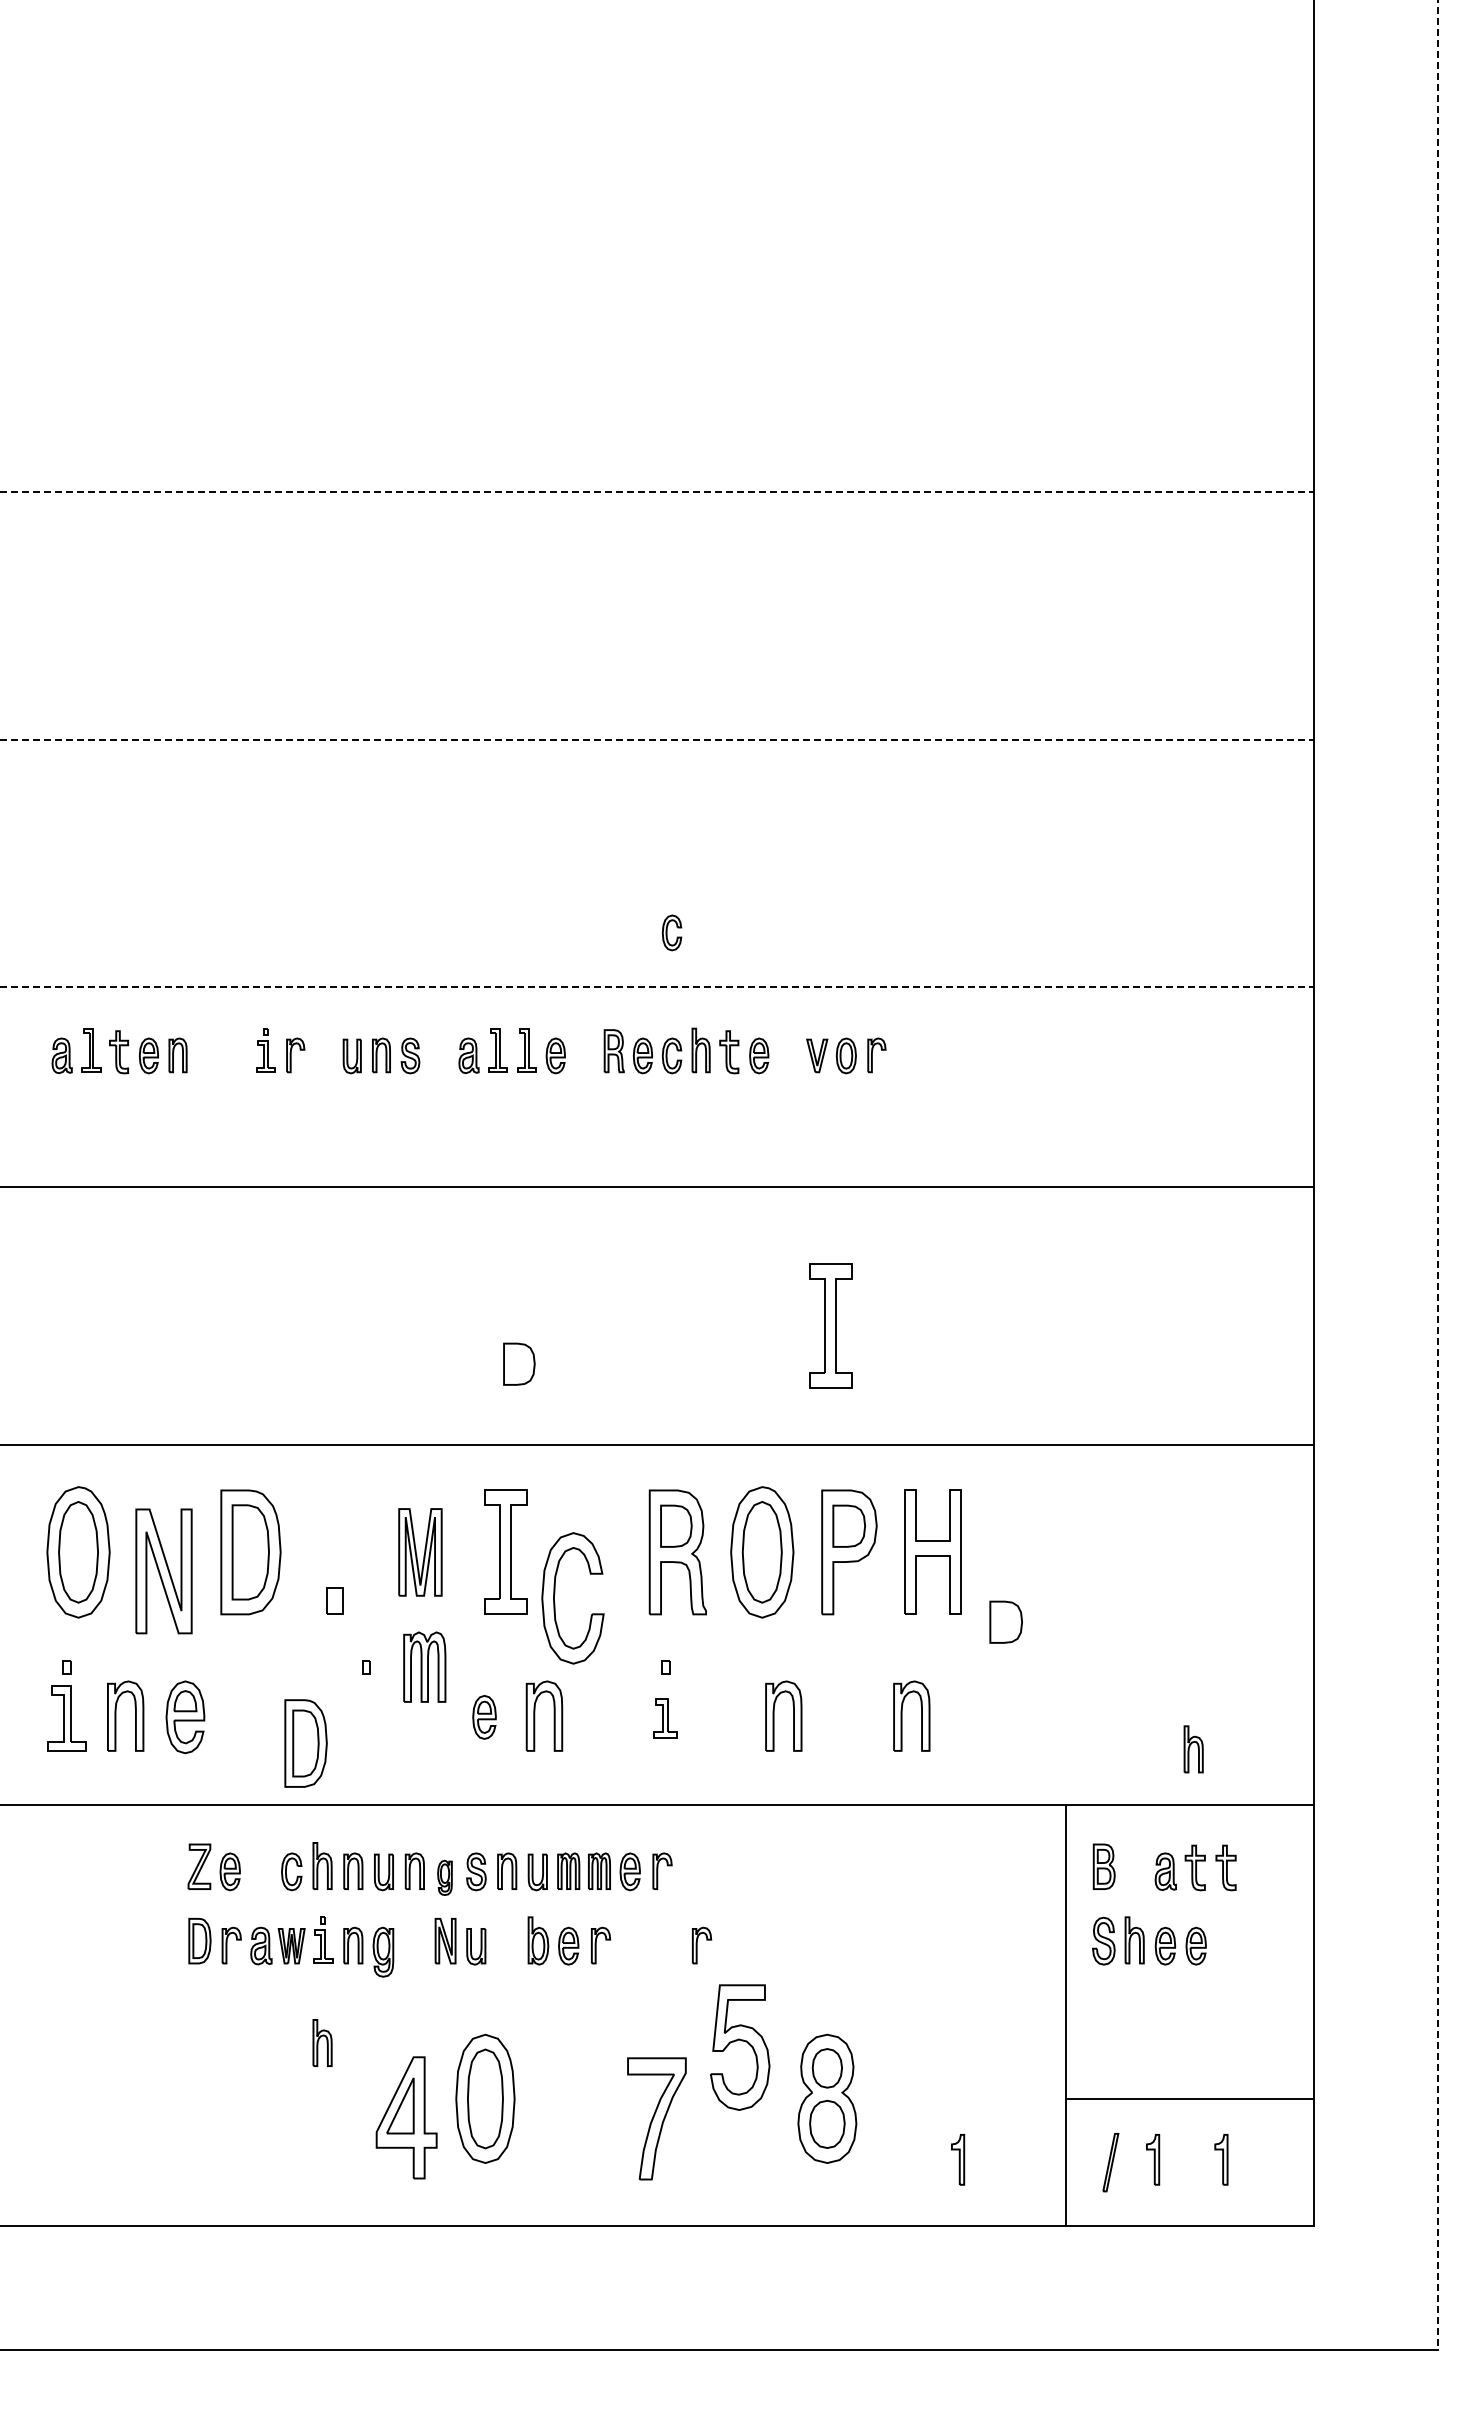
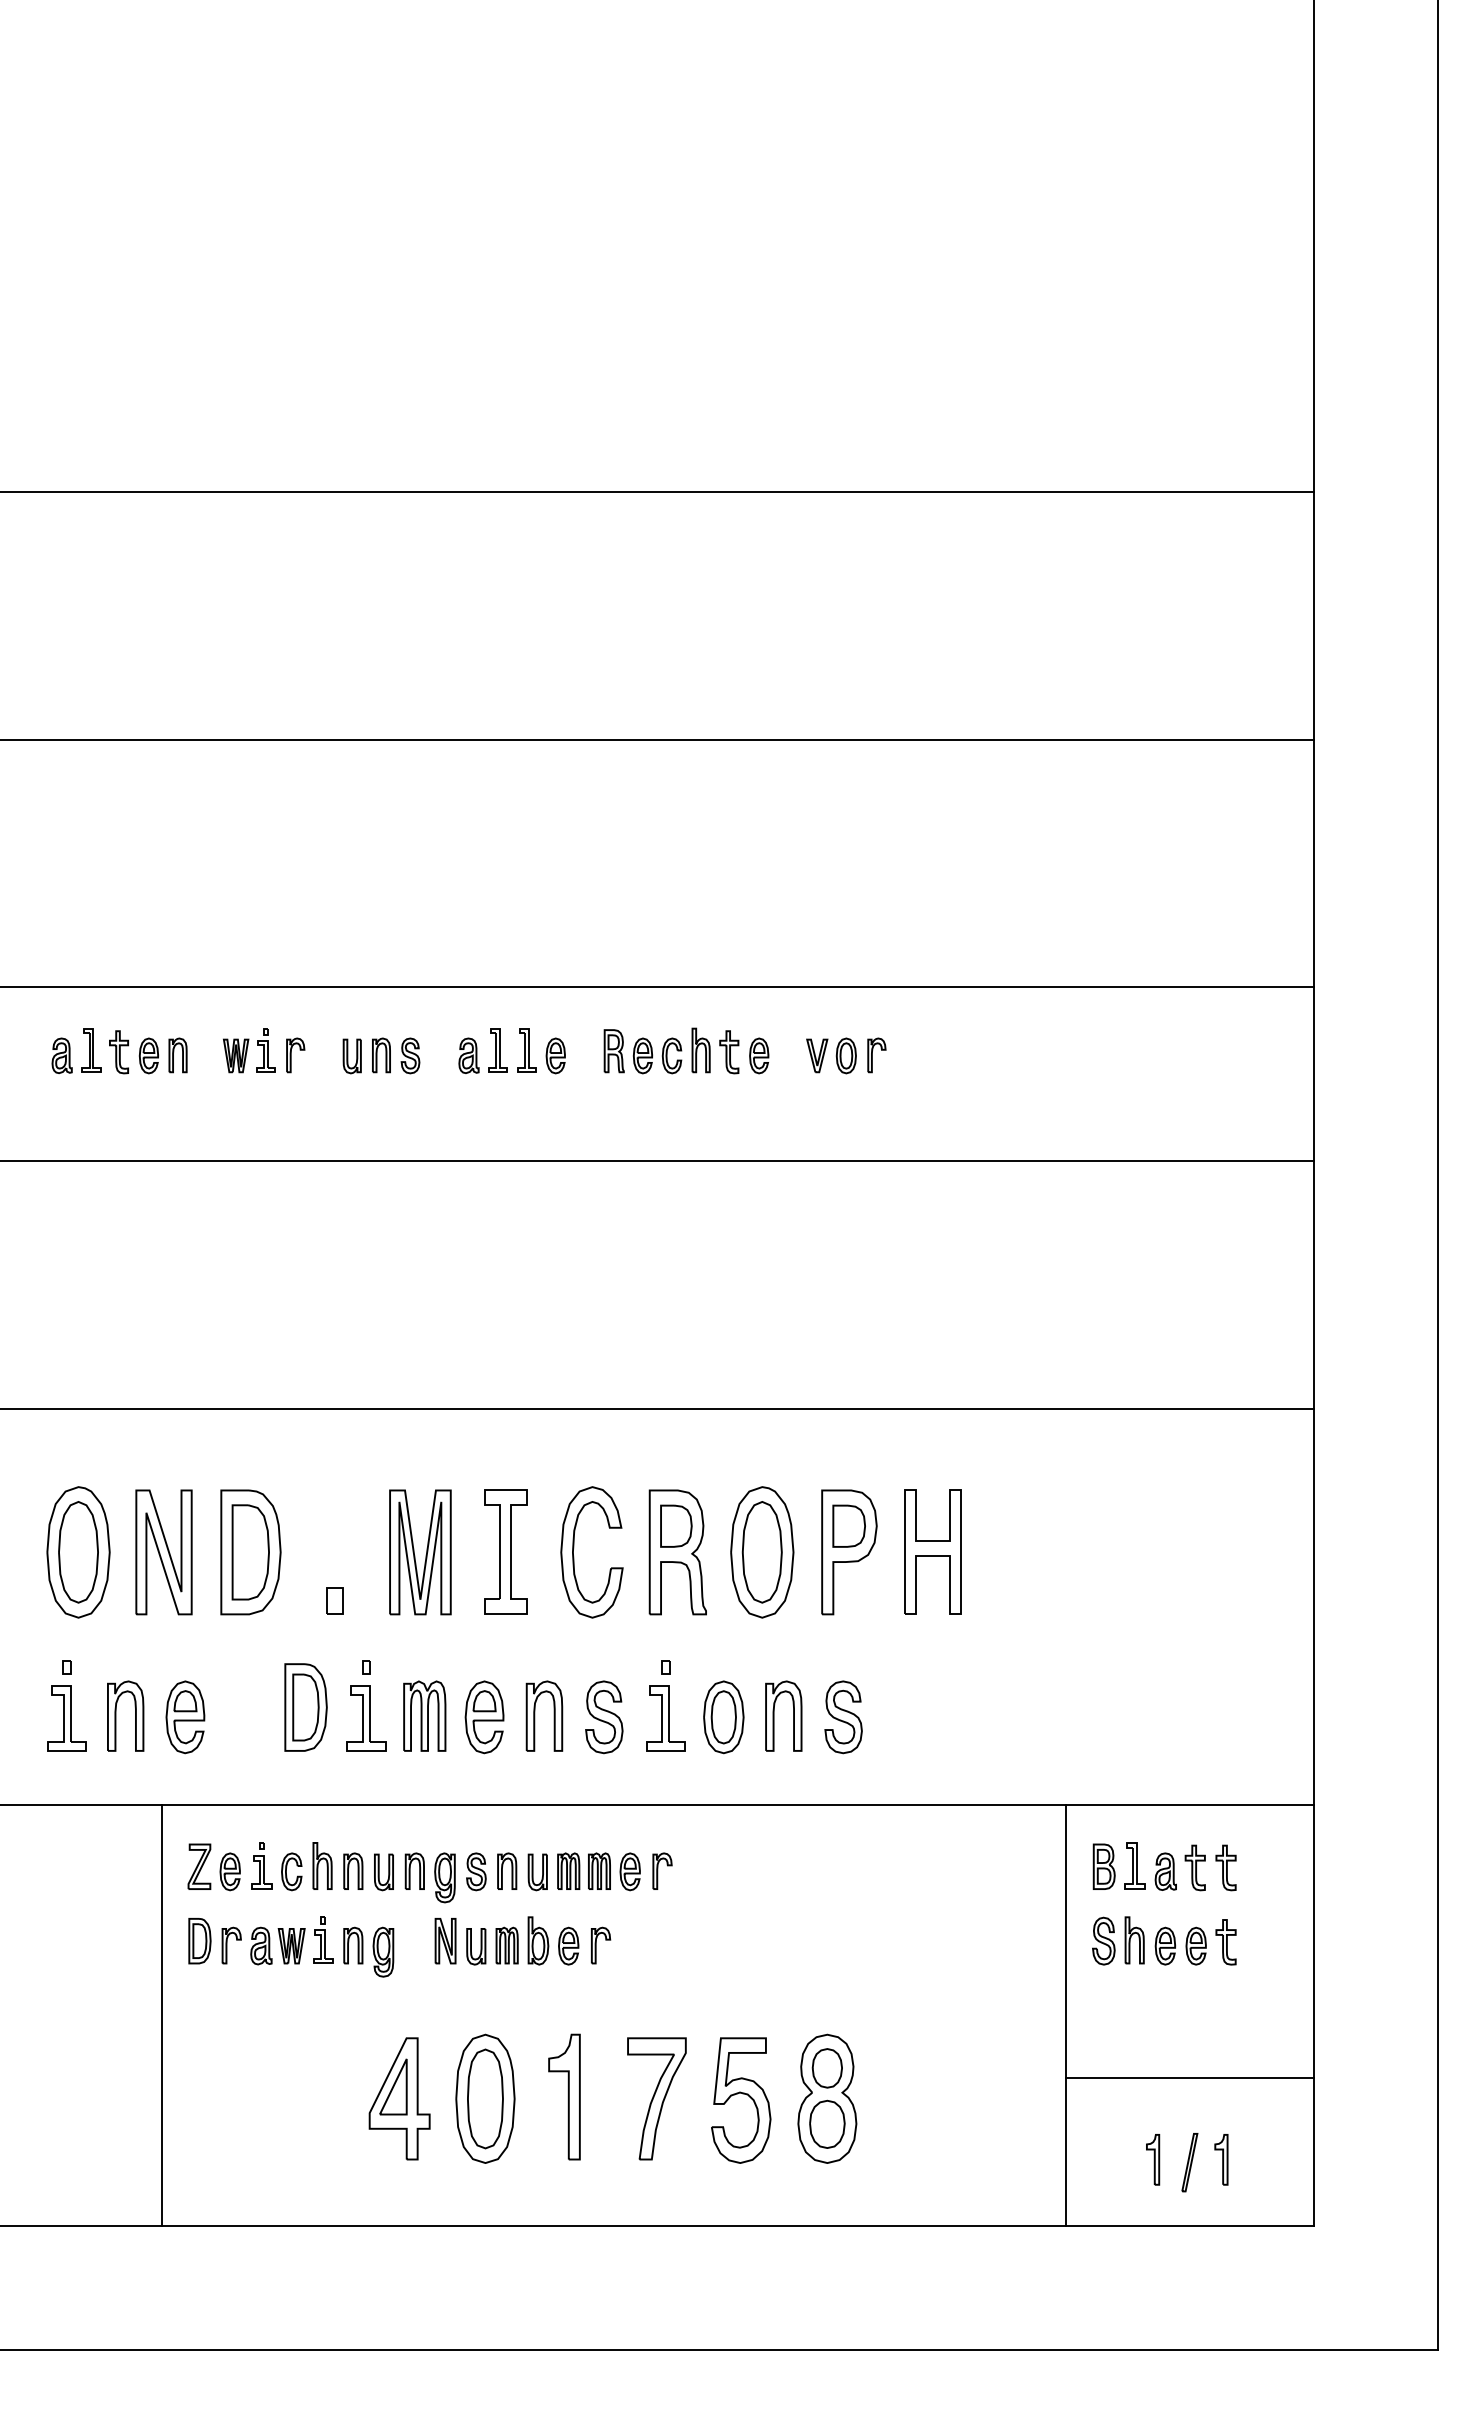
line: dashed -> solid (657, 491)
line: dashed -> solid (657, 739)
part: present -> none (671, 932)
line: dashed -> solid (657, 987)
part: none -> present (236, 1055)
line: dashed -> solid (1437, 1176)
line position: (657, 1186) -> (657, 1160) (657, 1160)
part: present -> none (830, 1325)
part: present -> none (519, 1363)
line position: (657, 1444) -> (657, 1408) (657, 1408)
part size: 45x89 px -> 63x127 px (420, 1552)
part position: (163, 1571) -> (163, 1552) (163, 1552)
part position: (555, 1594) -> (574, 1548) (574, 1548)
part: present -> none (1005, 1621)
part position: (424, 1666) -> (424, 1715) (424, 1715)
part: present -> none (902, 1715)
part size: 25x45 px -> 41x75 px (484, 1717)
part: none -> present (604, 1717)
part: none -> present (723, 1717)
part: none -> present (843, 1717)
part: none -> present (366, 1718)
part size: 25x41 px -> 40x67 px (665, 1718)
part position: (305, 1743) -> (305, 1707) (305, 1707)
part: present -> none (1193, 1749)
part: none -> present (261, 1865)
part: none -> present (1134, 1865)
part size: 16x37 px -> 22x52 px (444, 1877)
part: none -> present (1225, 1942)
part: none -> present (506, 1945)
part: present -> none (702, 1945)
line: none -> present (161, 2015)
part position: (741, 2041) -> (742, 2094) (742, 2094)
part: present -> none (322, 2042)
part: none -> present (564, 2096)
line position: (1189, 2098) -> (1189, 2077) (1189, 2077)
part position: (406, 2117) -> (399, 2098) (399, 2098)
part position: (656, 2118) -> (656, 2098) (656, 2098)
part: present -> none (958, 2159)
part position: (1110, 2162) -> (1189, 2162) (1189, 2162)
